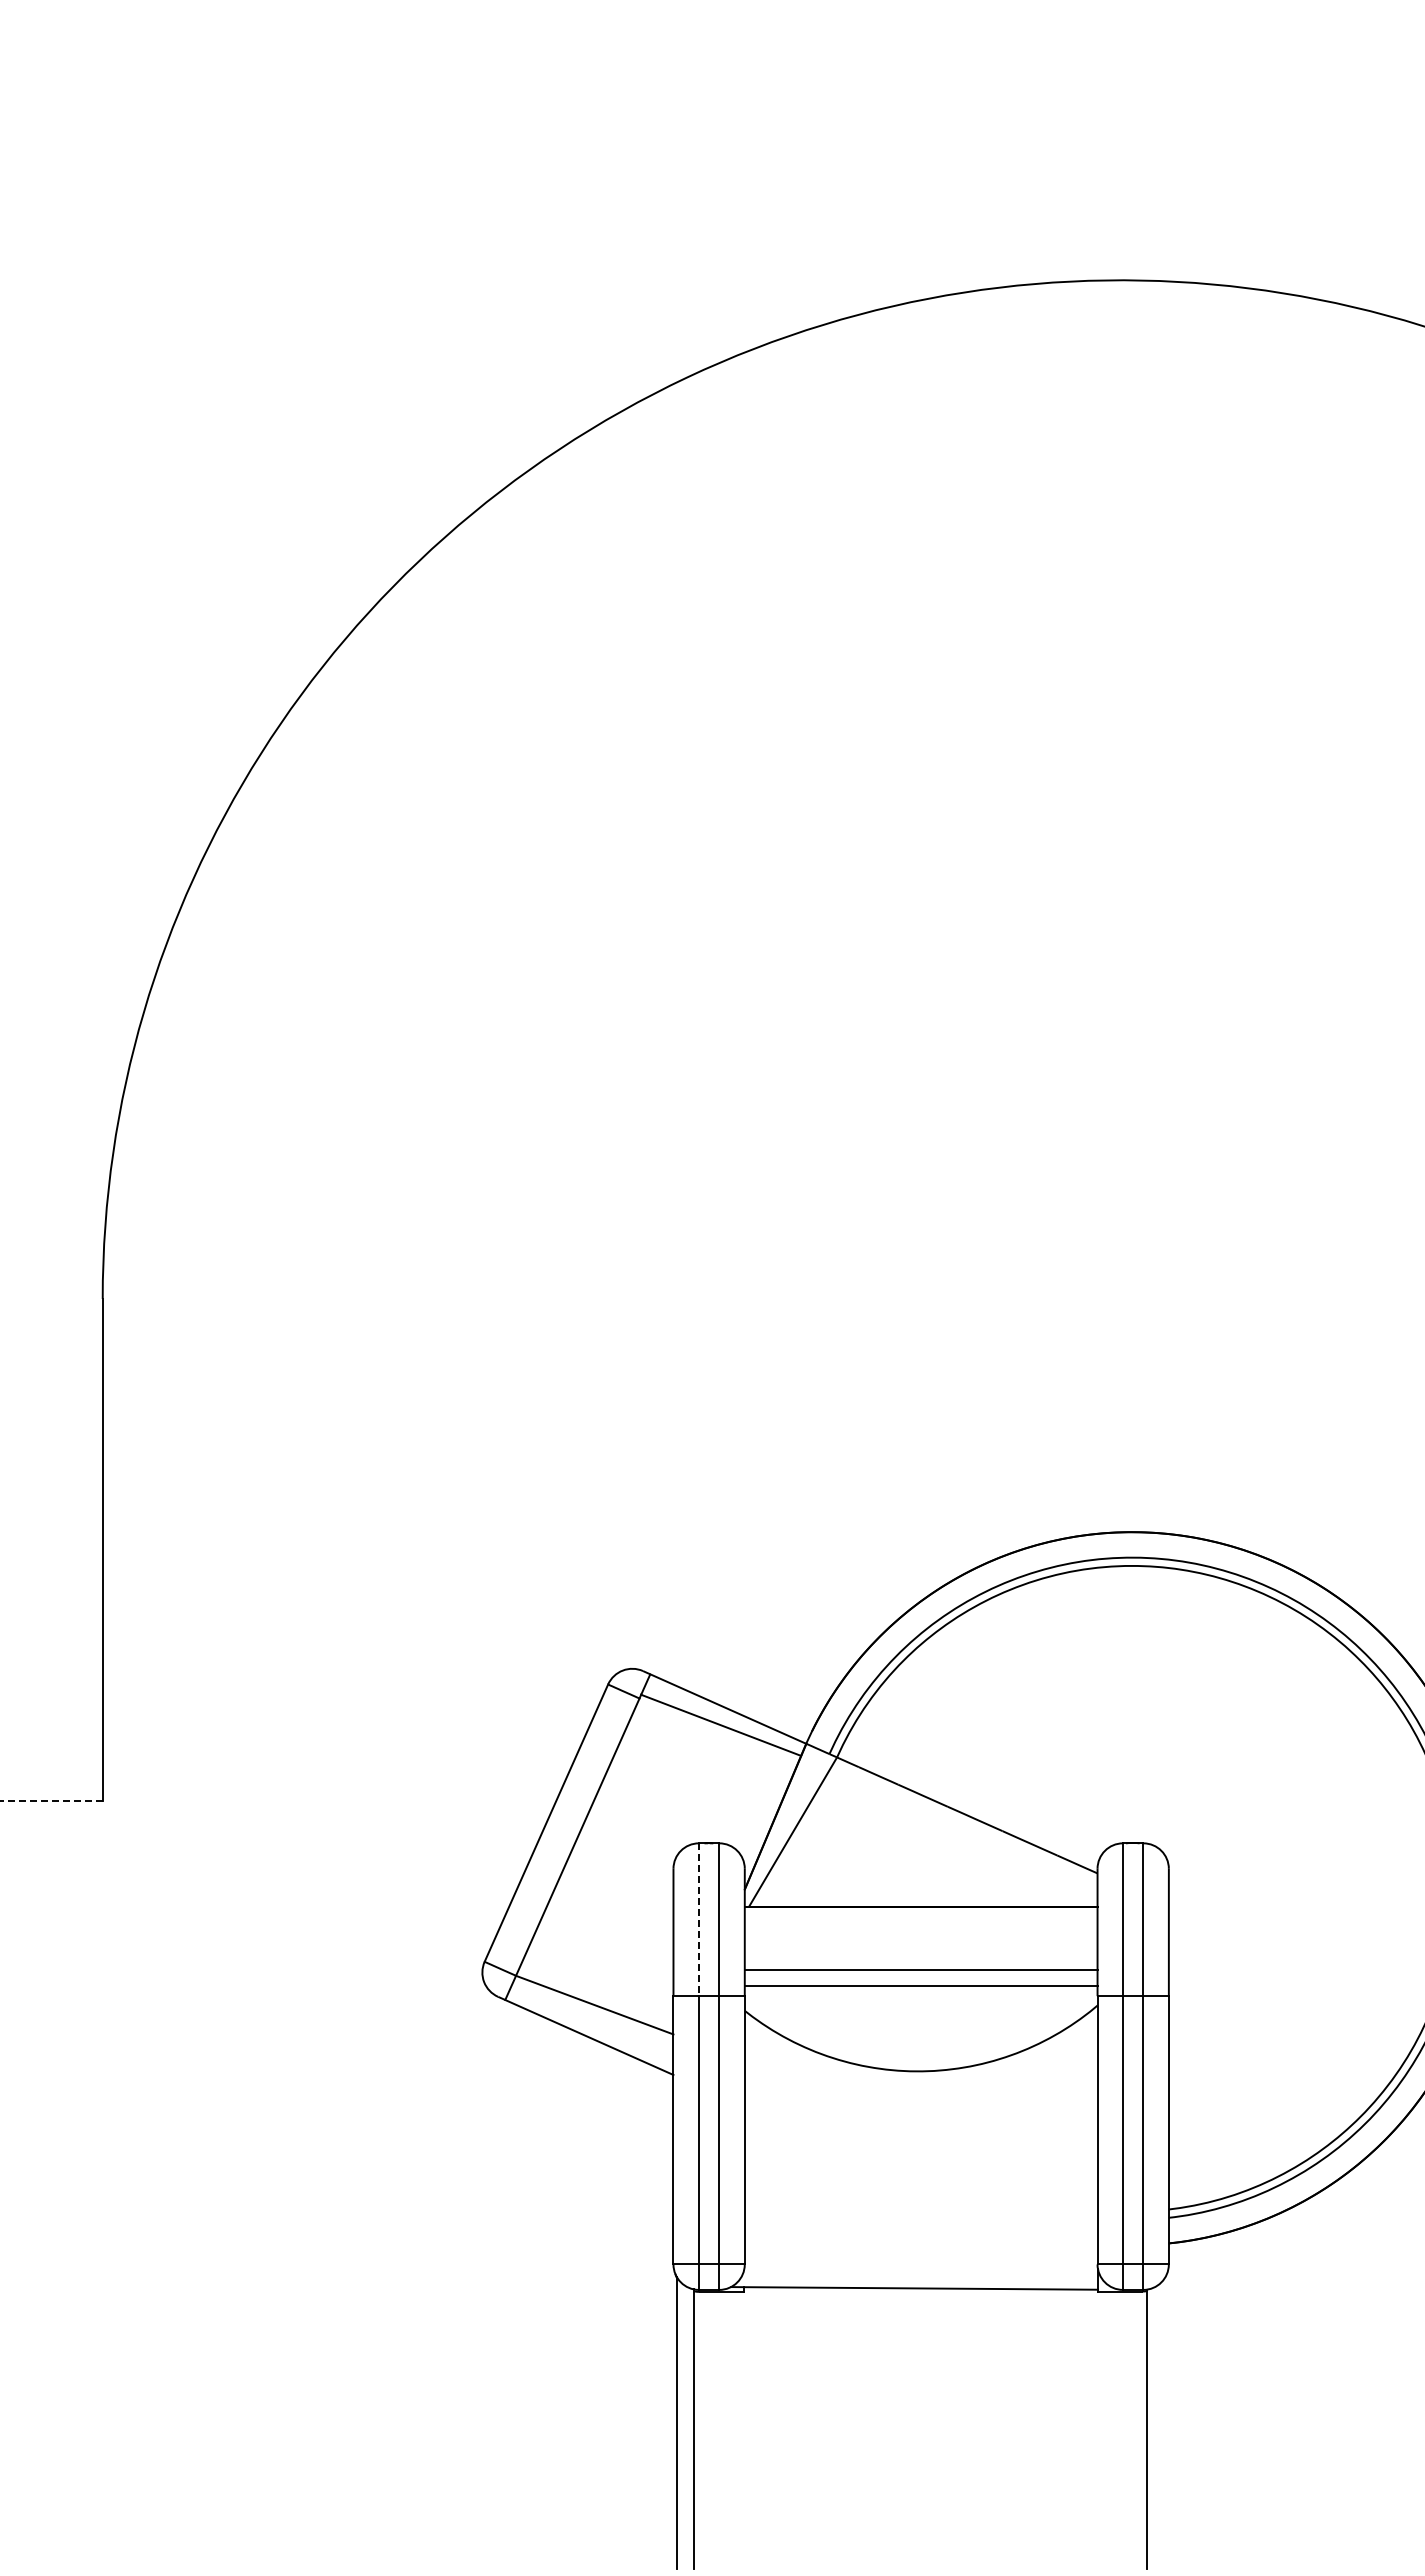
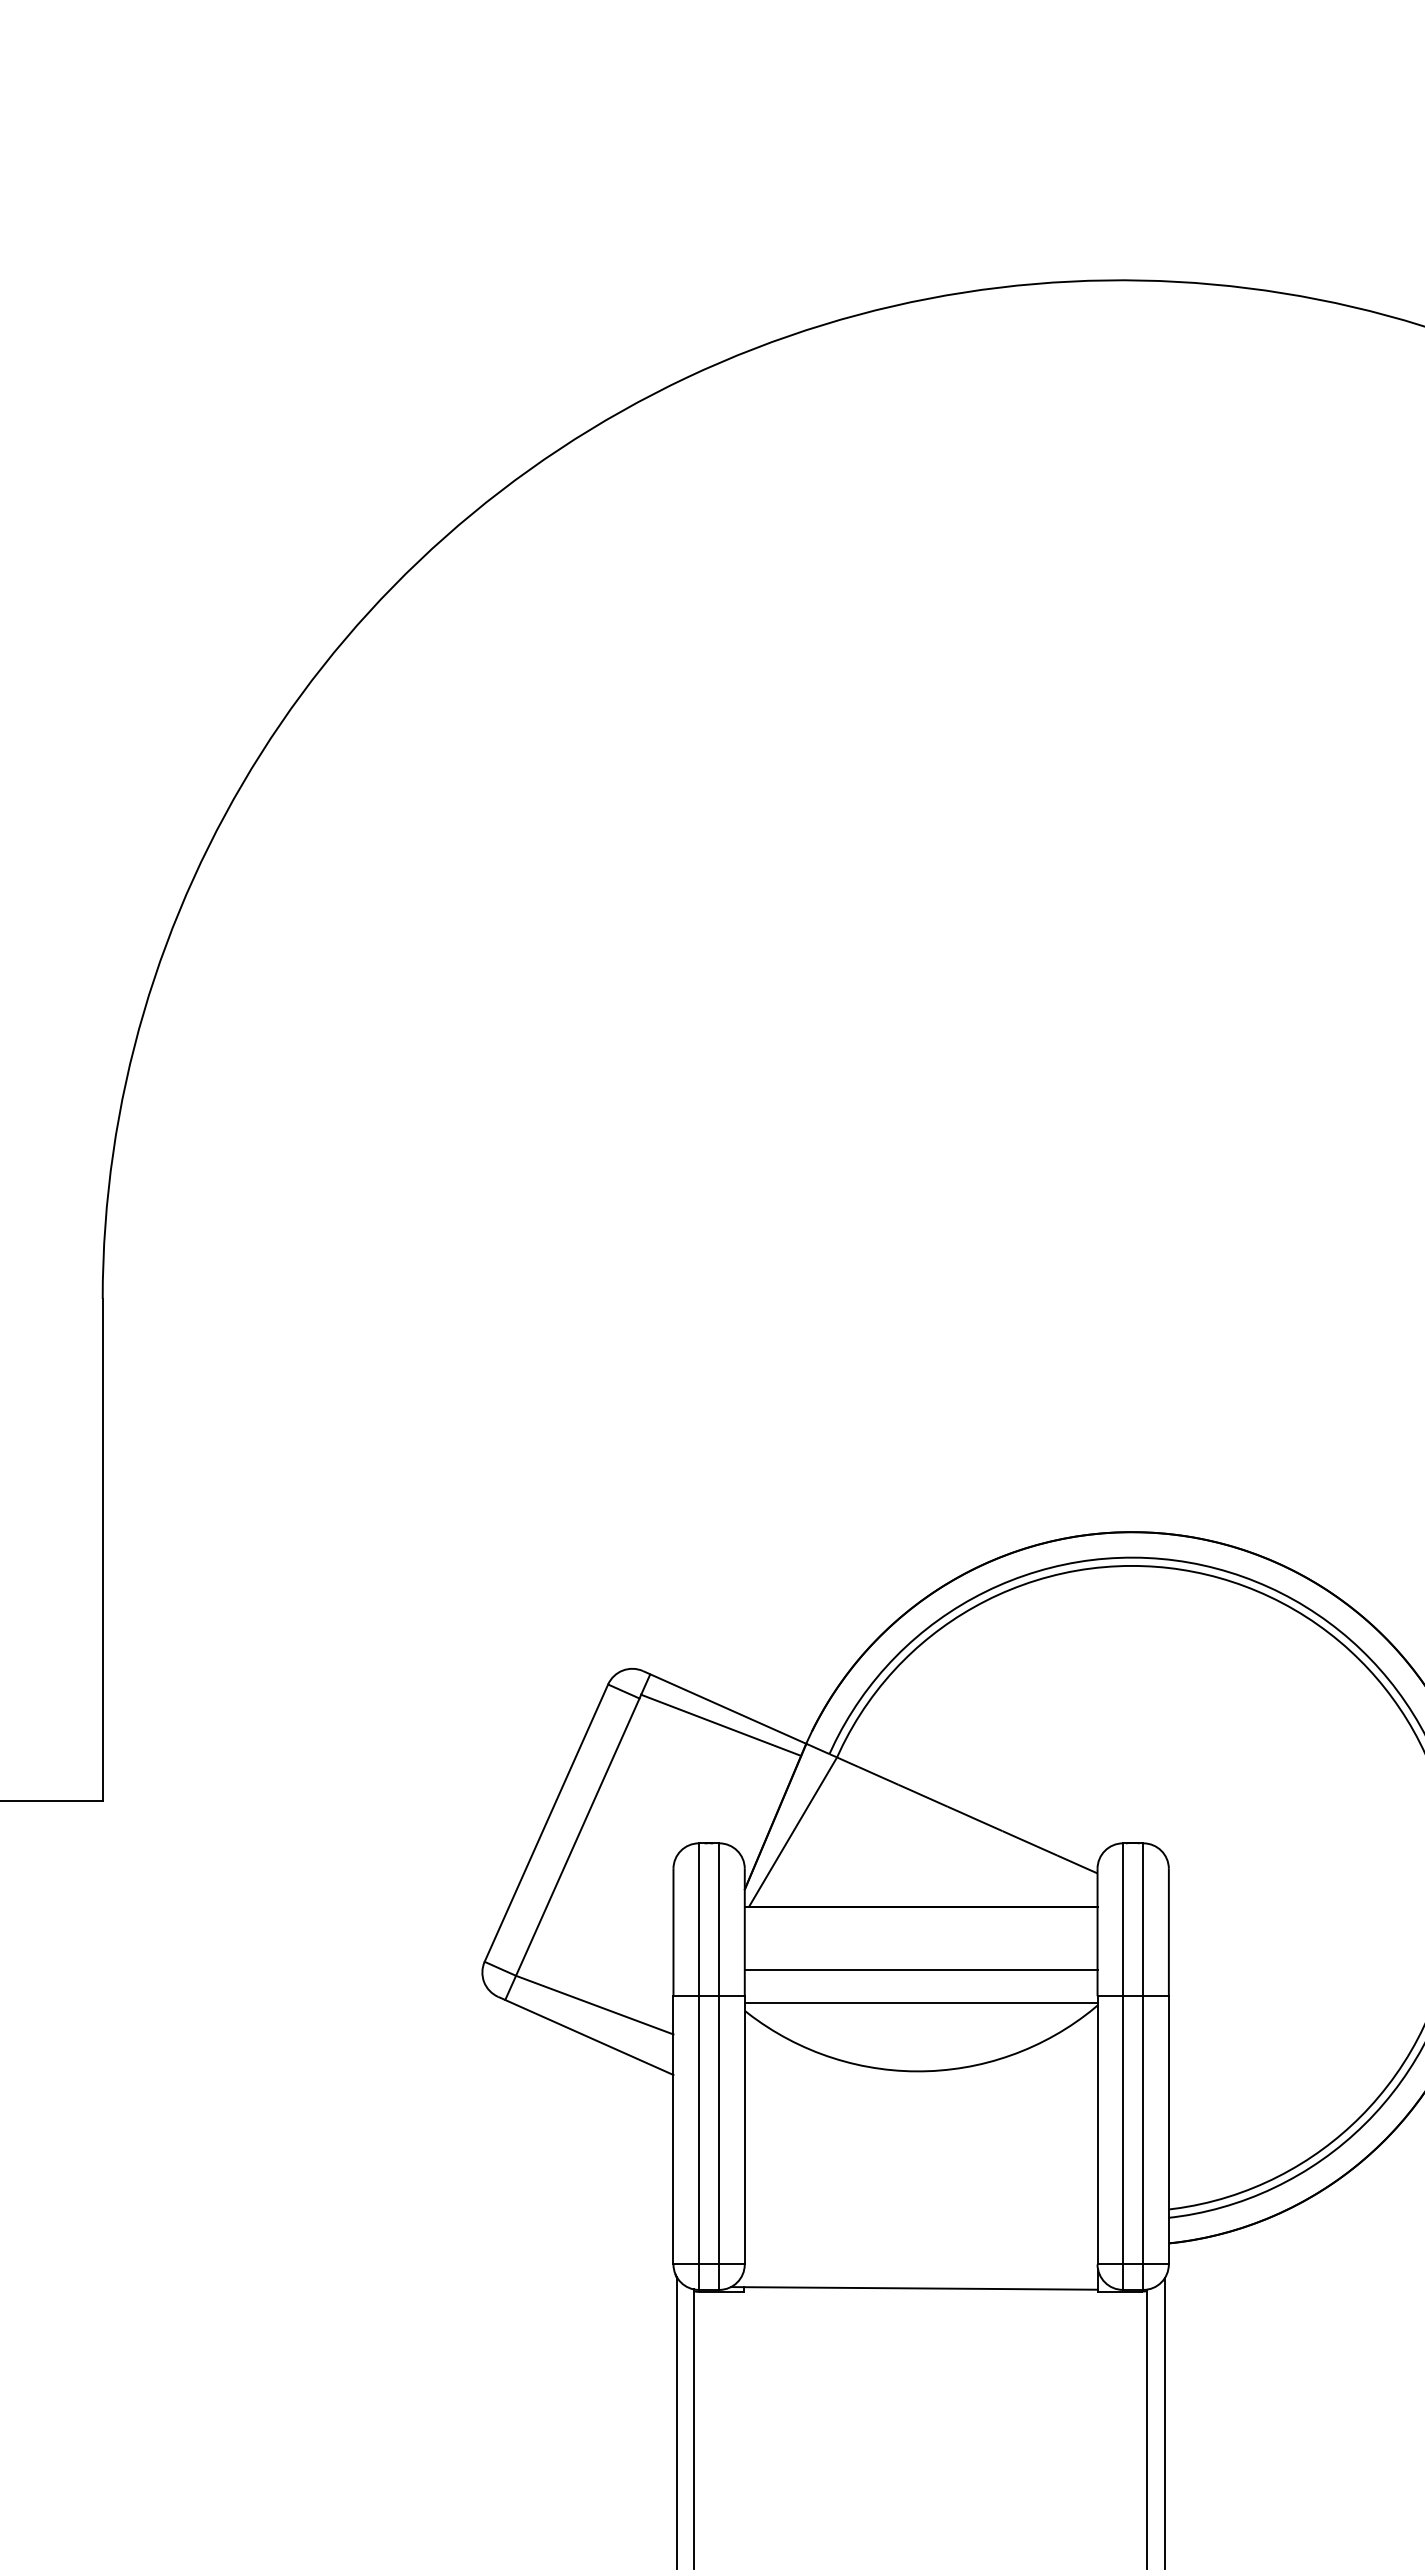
line: dashed -> solid (51, 1801)
line: dashed -> solid (698, 1920)
line position: (920, 1986) -> (920, 2003) (920, 2003)
line: none -> present (1164, 2423)
